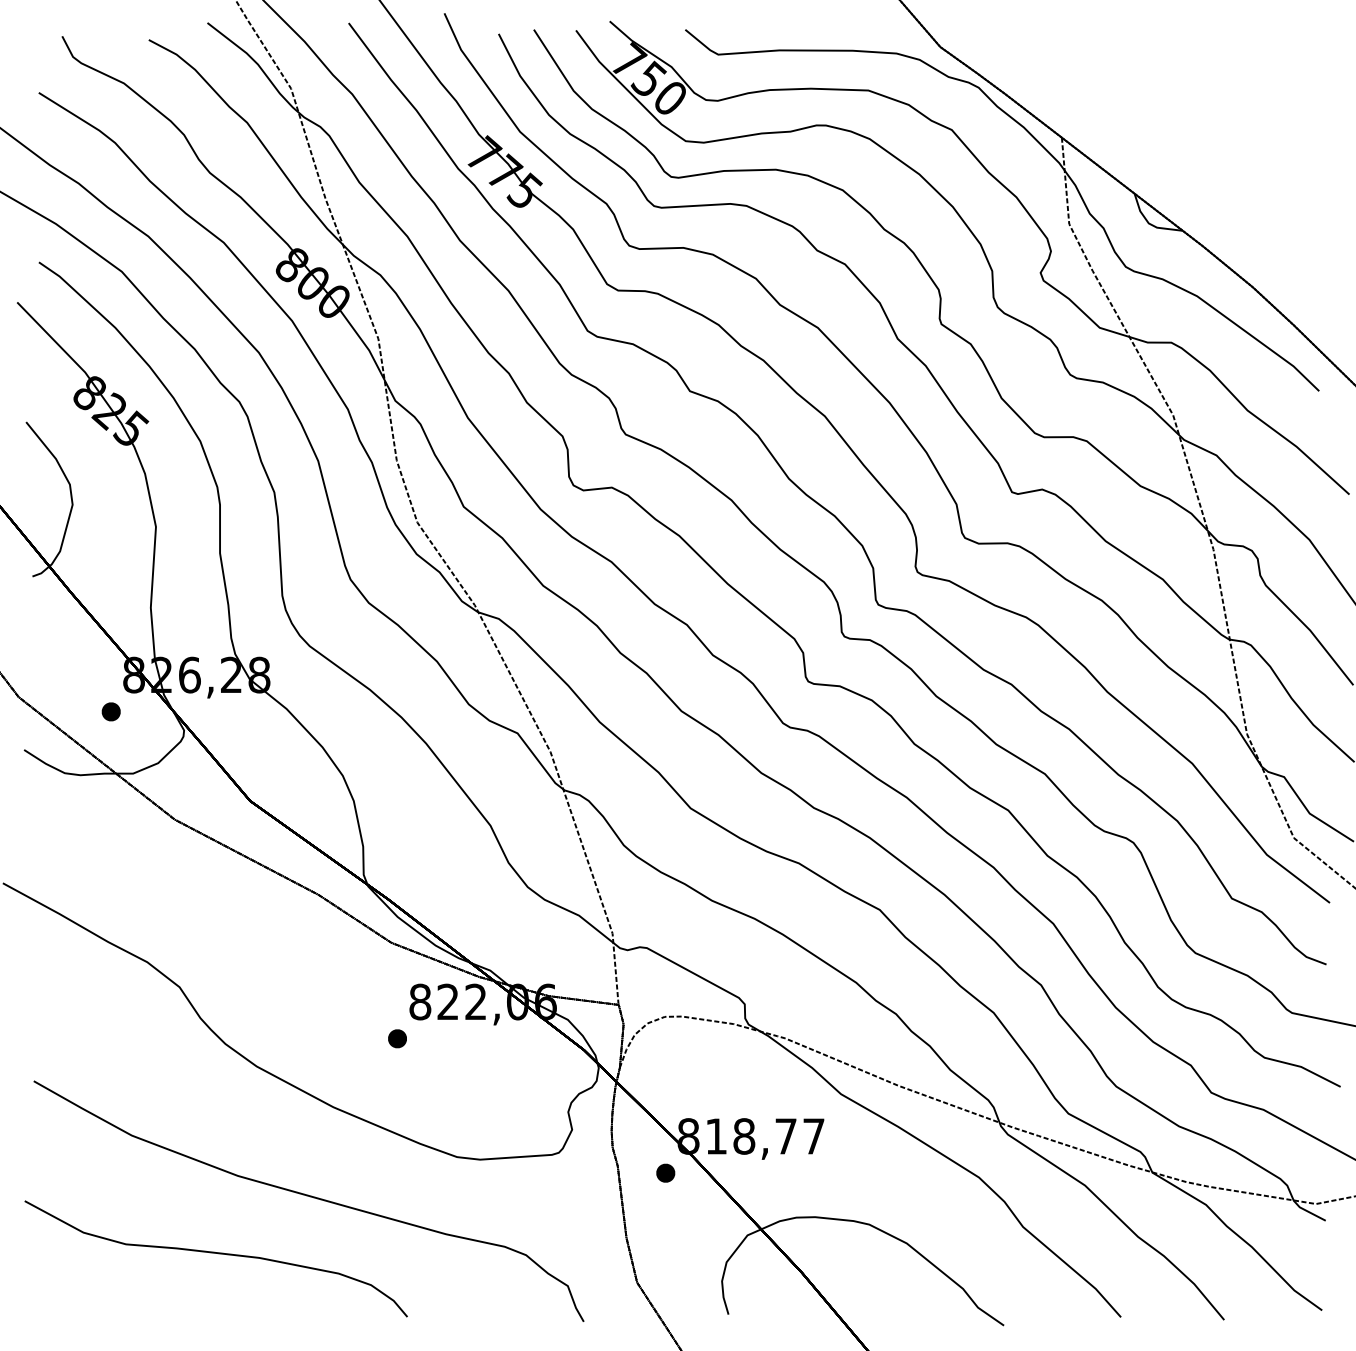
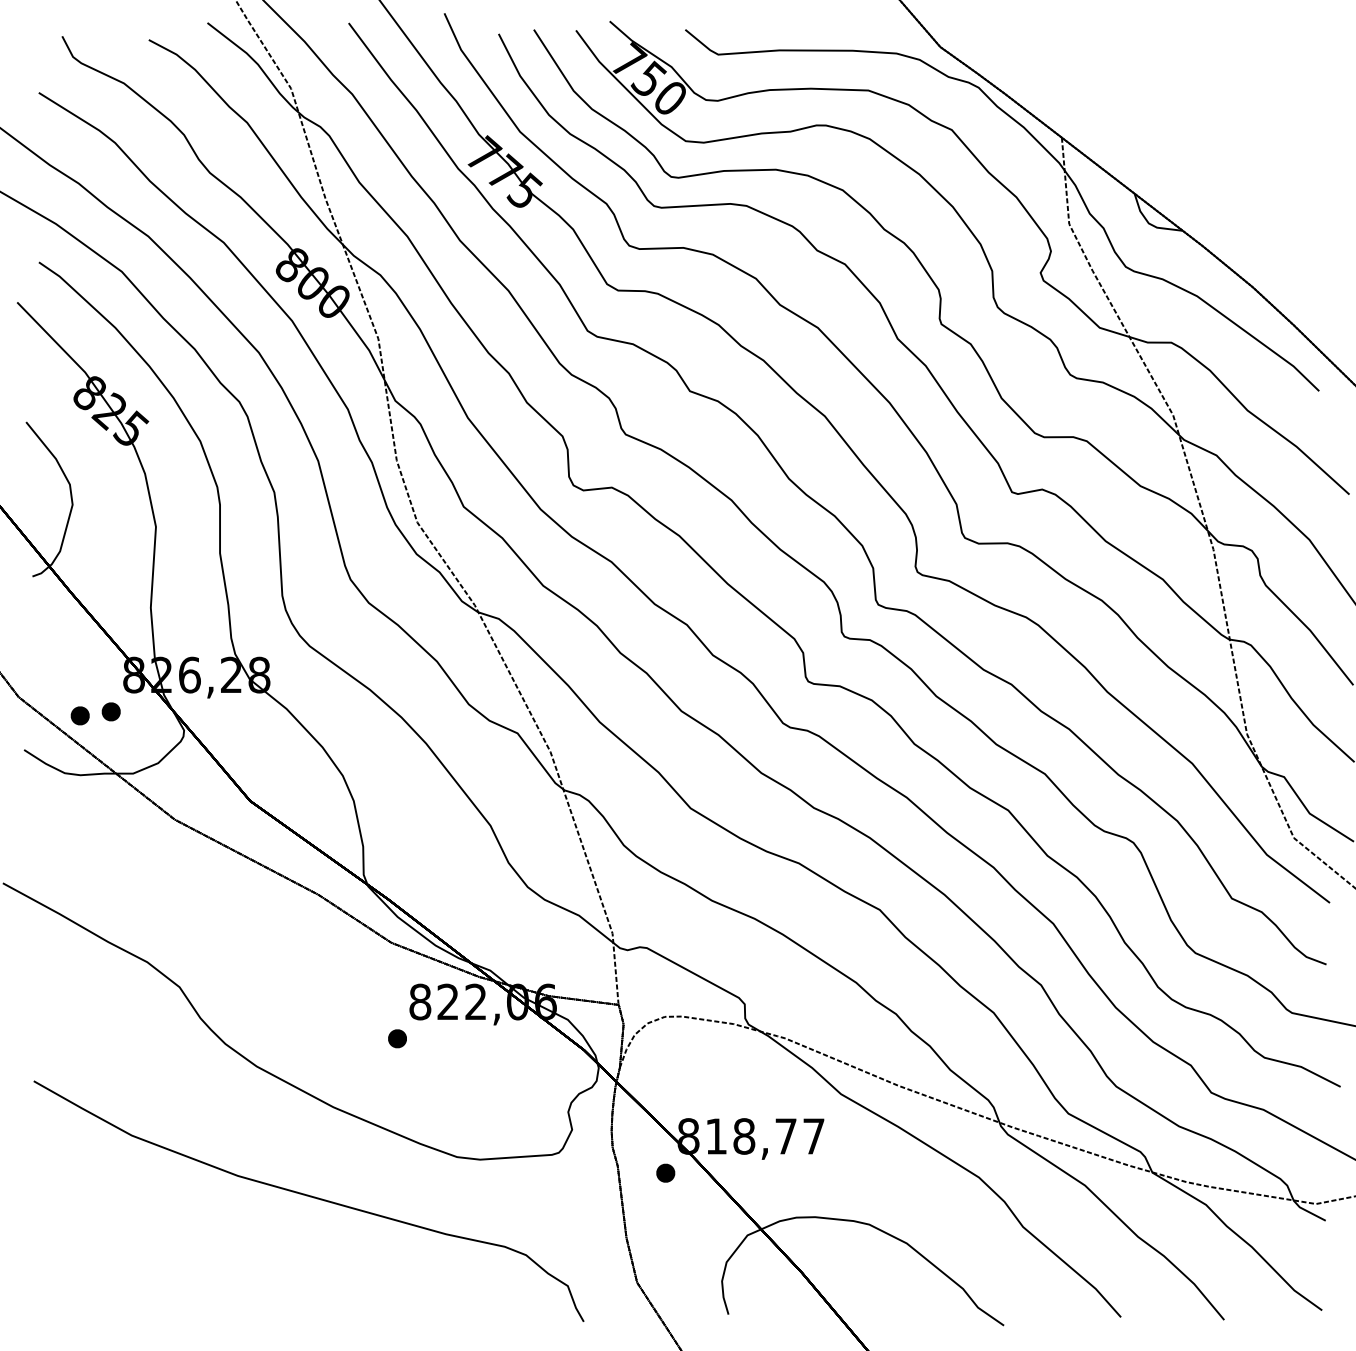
part: none -> present (79, 715)
curve: present -> none (215, 1253)
